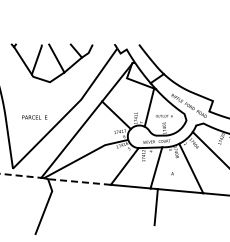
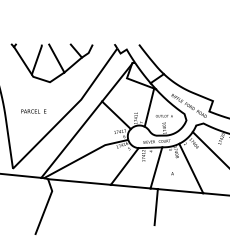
text position: (34, 117) -> (33, 111) (33, 111)
line: dashed -> solid (21, 175)
line: dashed -> solid (79, 182)
